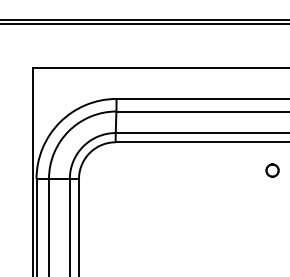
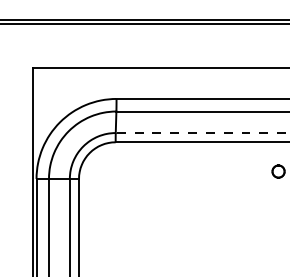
line: solid -> dashed (202, 133)
part position: (272, 170) -> (278, 171) (278, 171)
